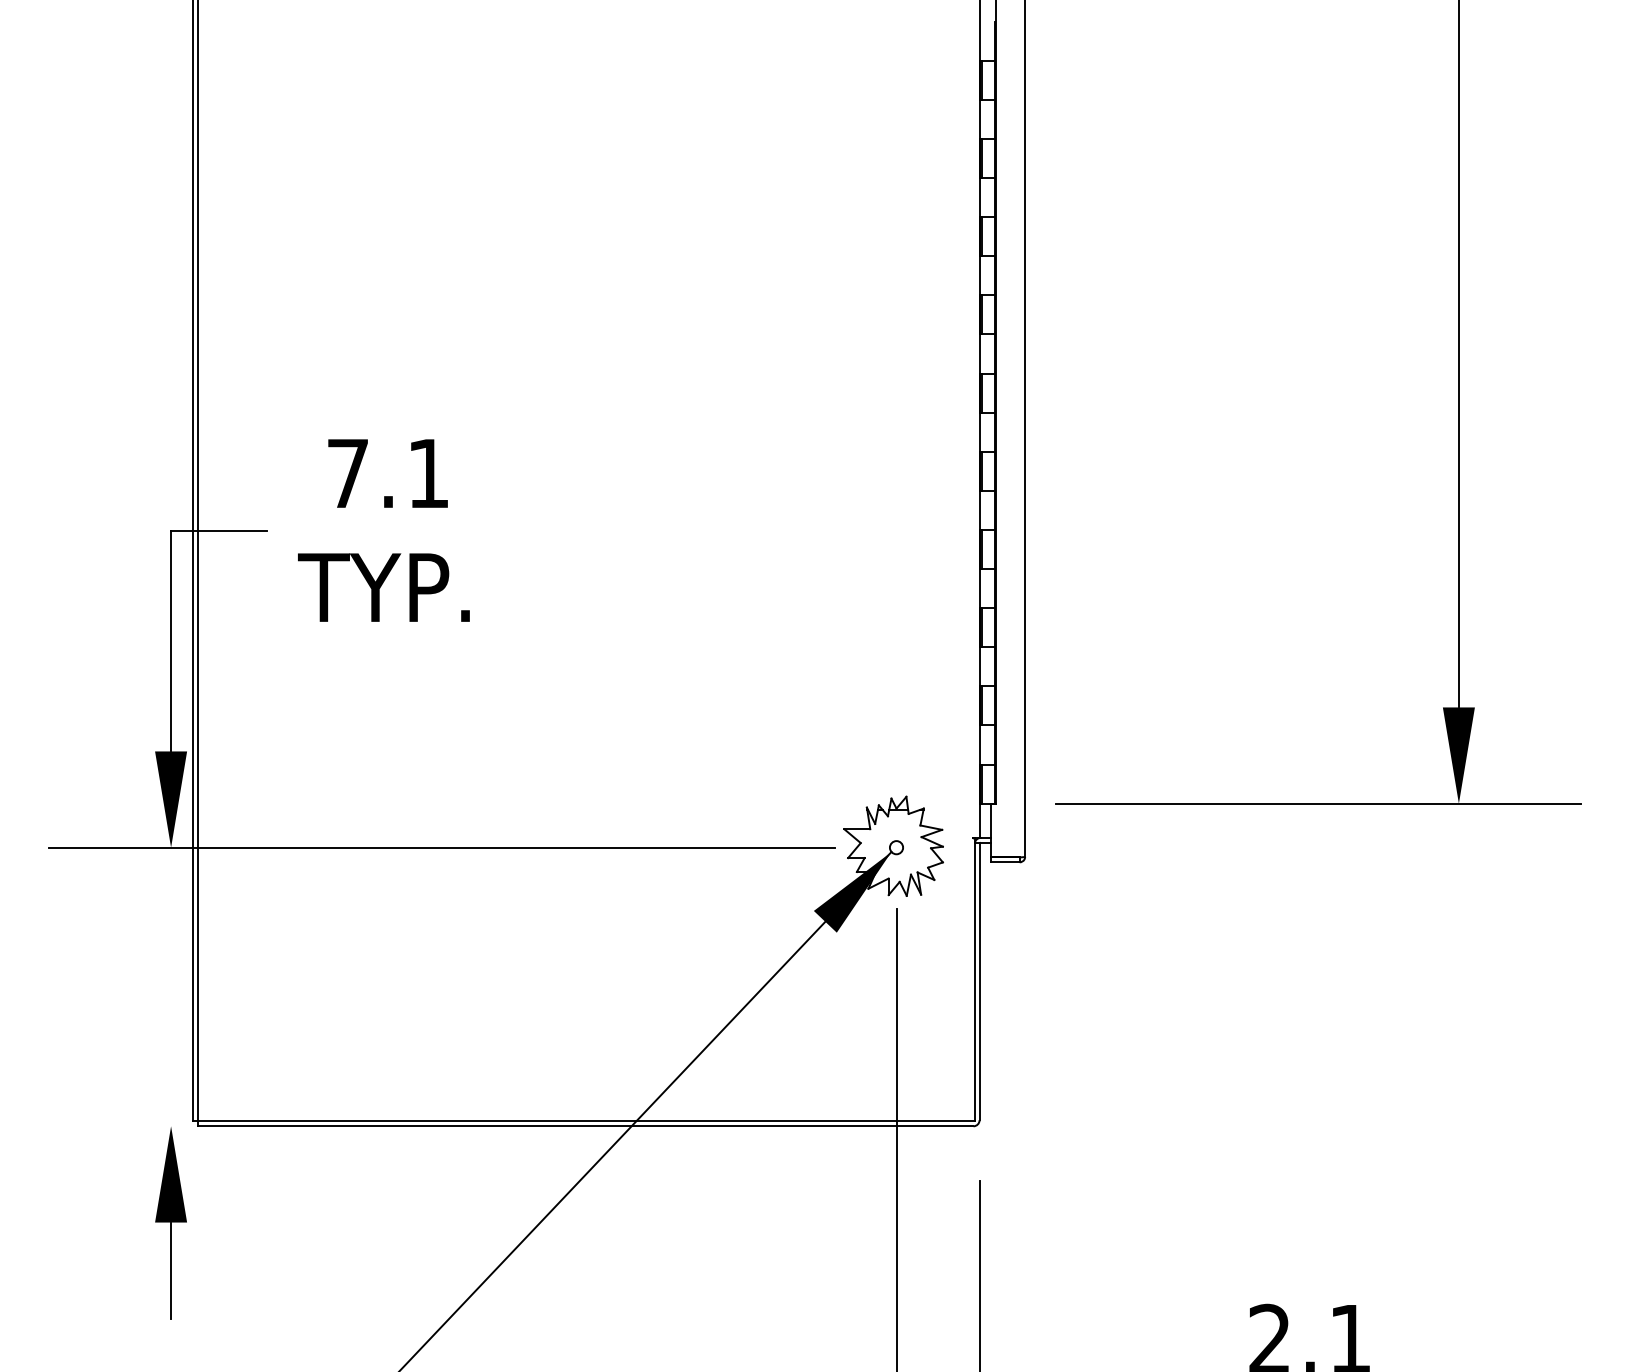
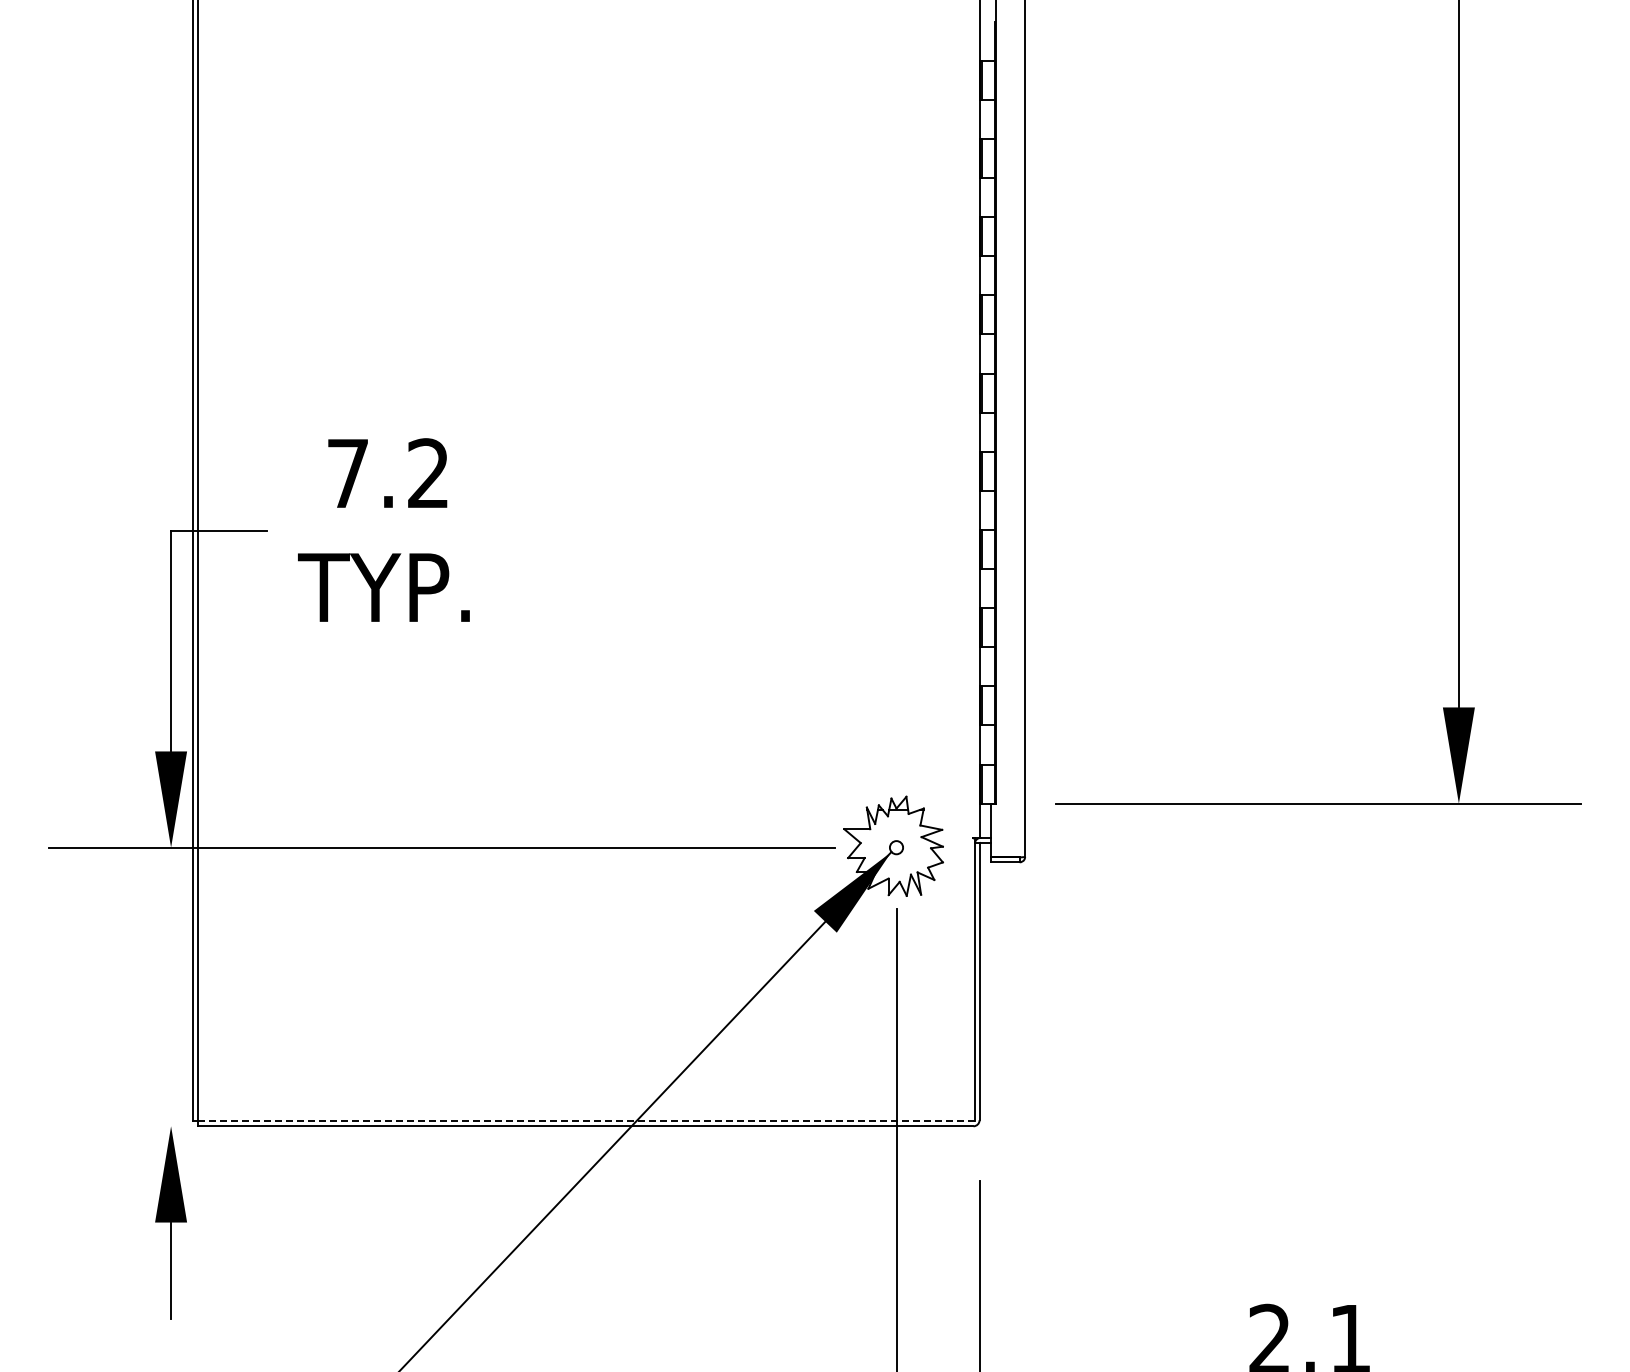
text: 7.1 -> 7.2 (427, 472)
line: solid -> dashed (586, 1121)
